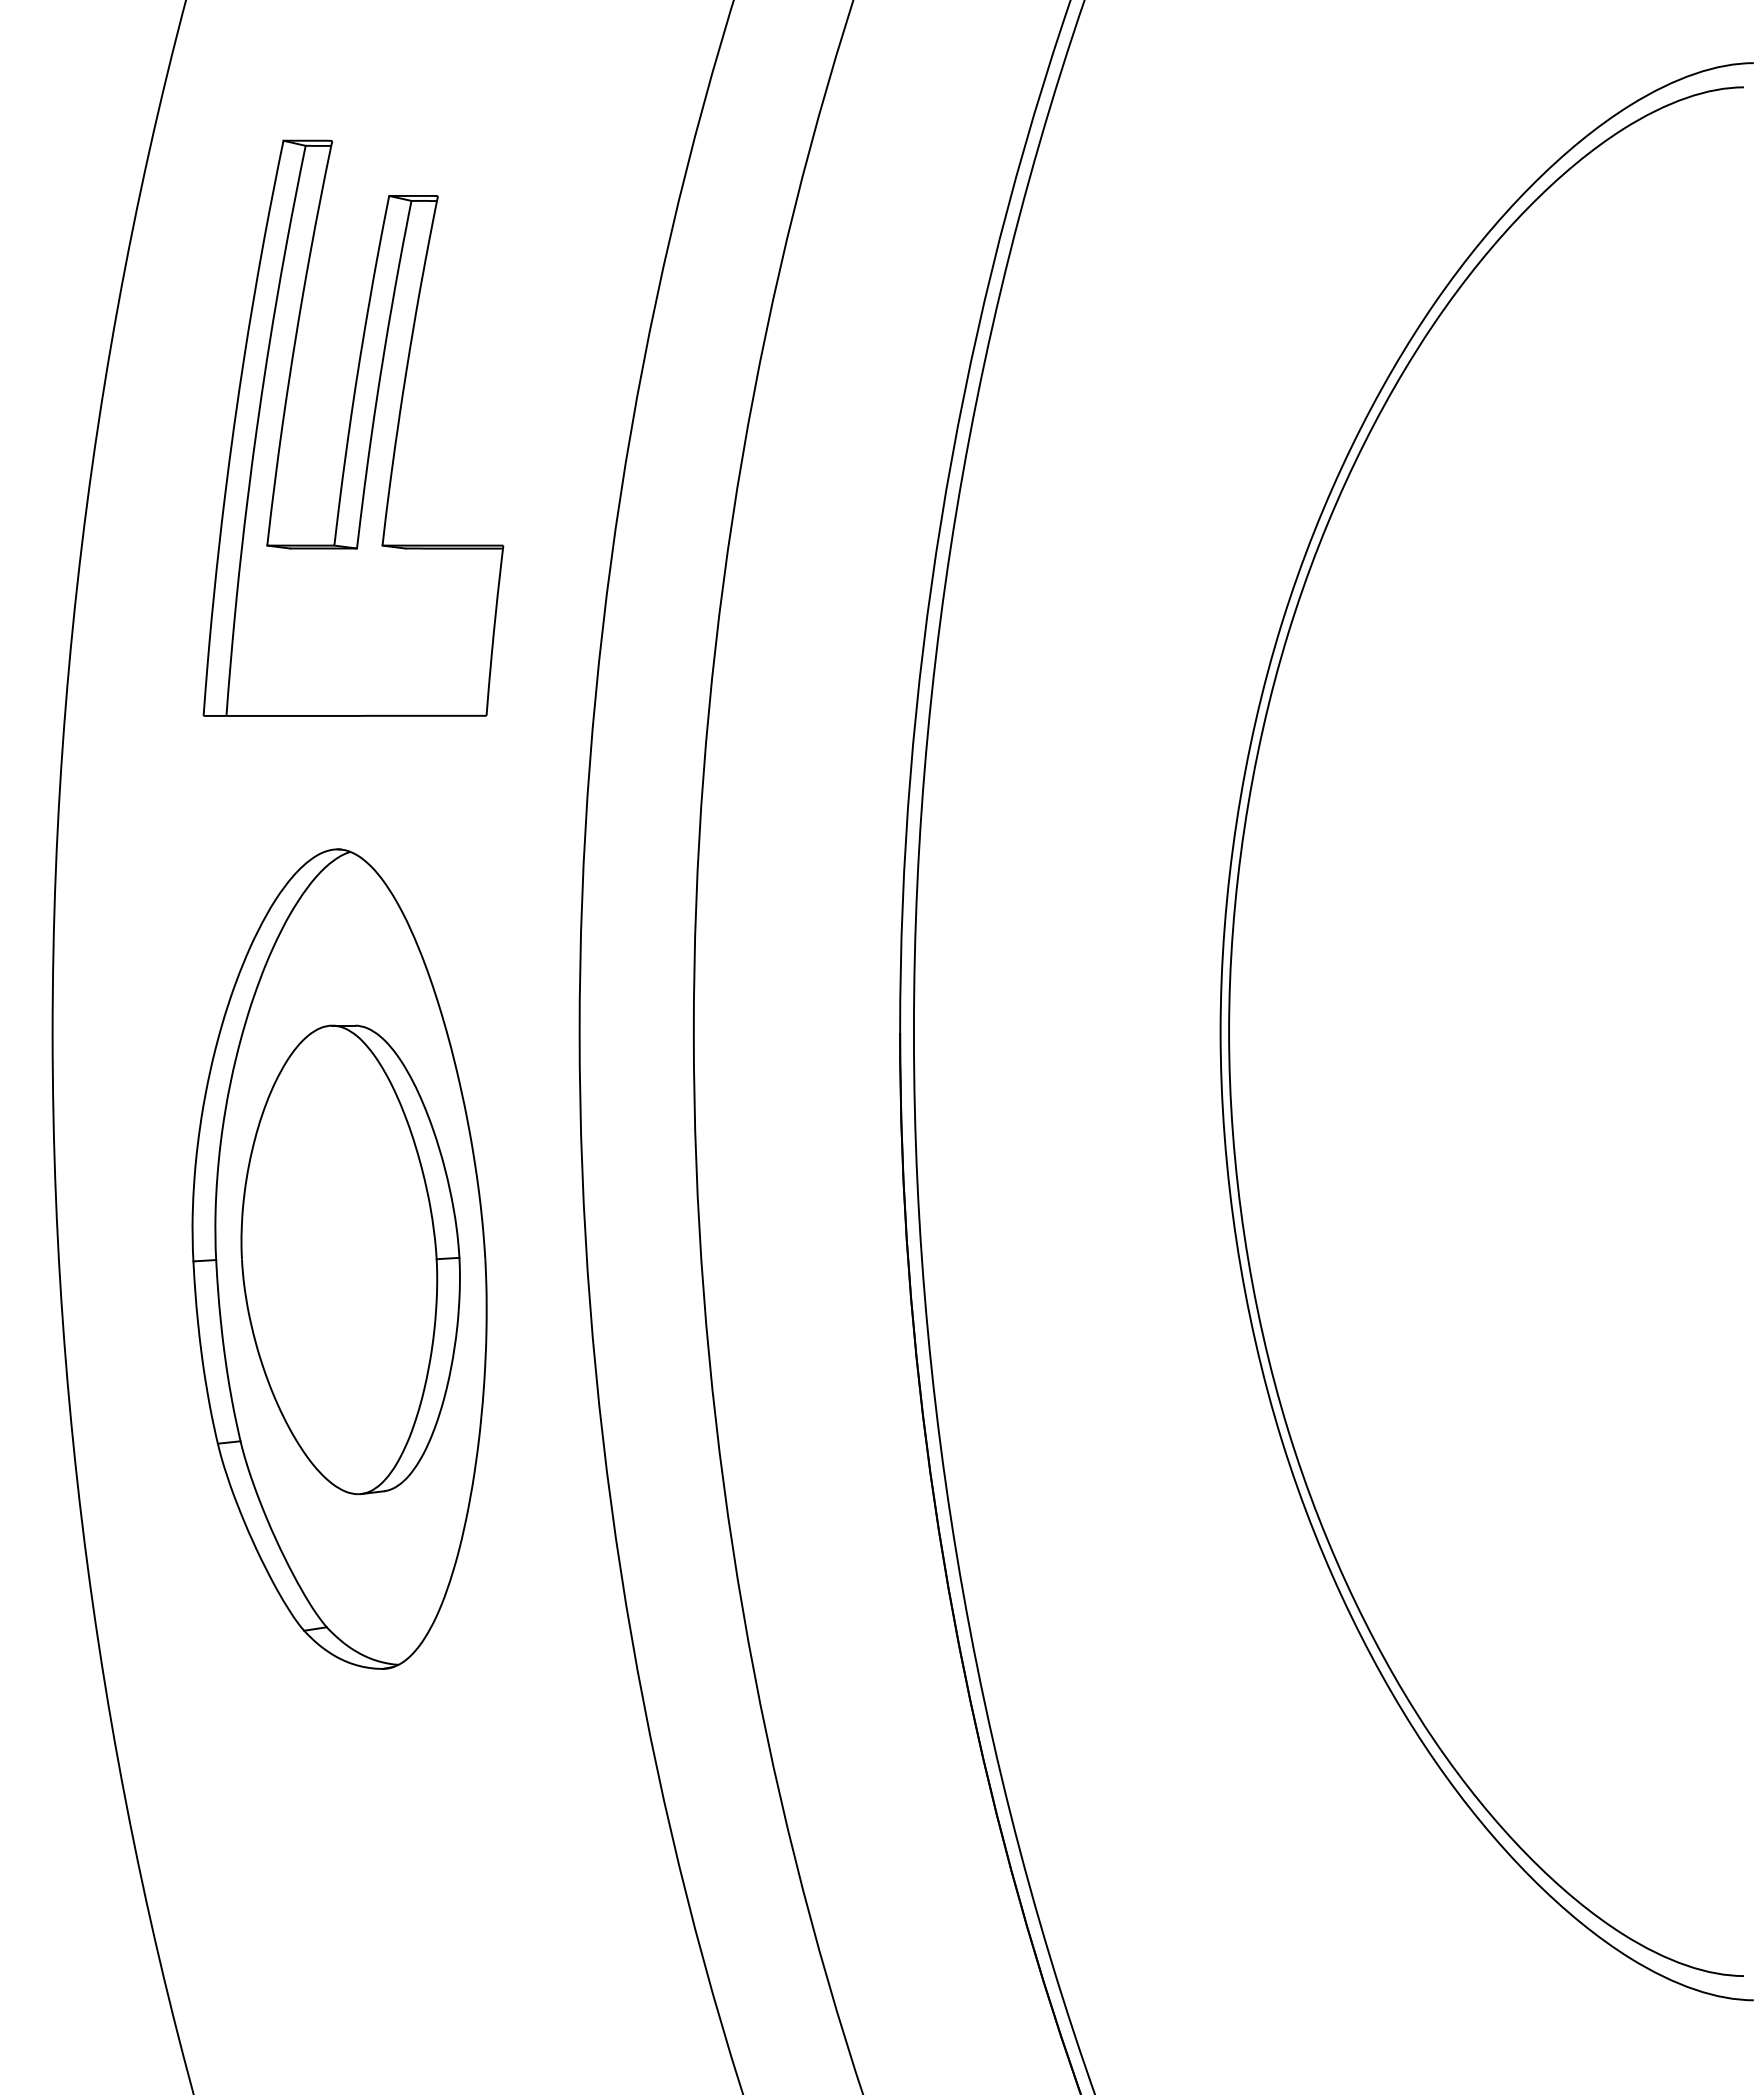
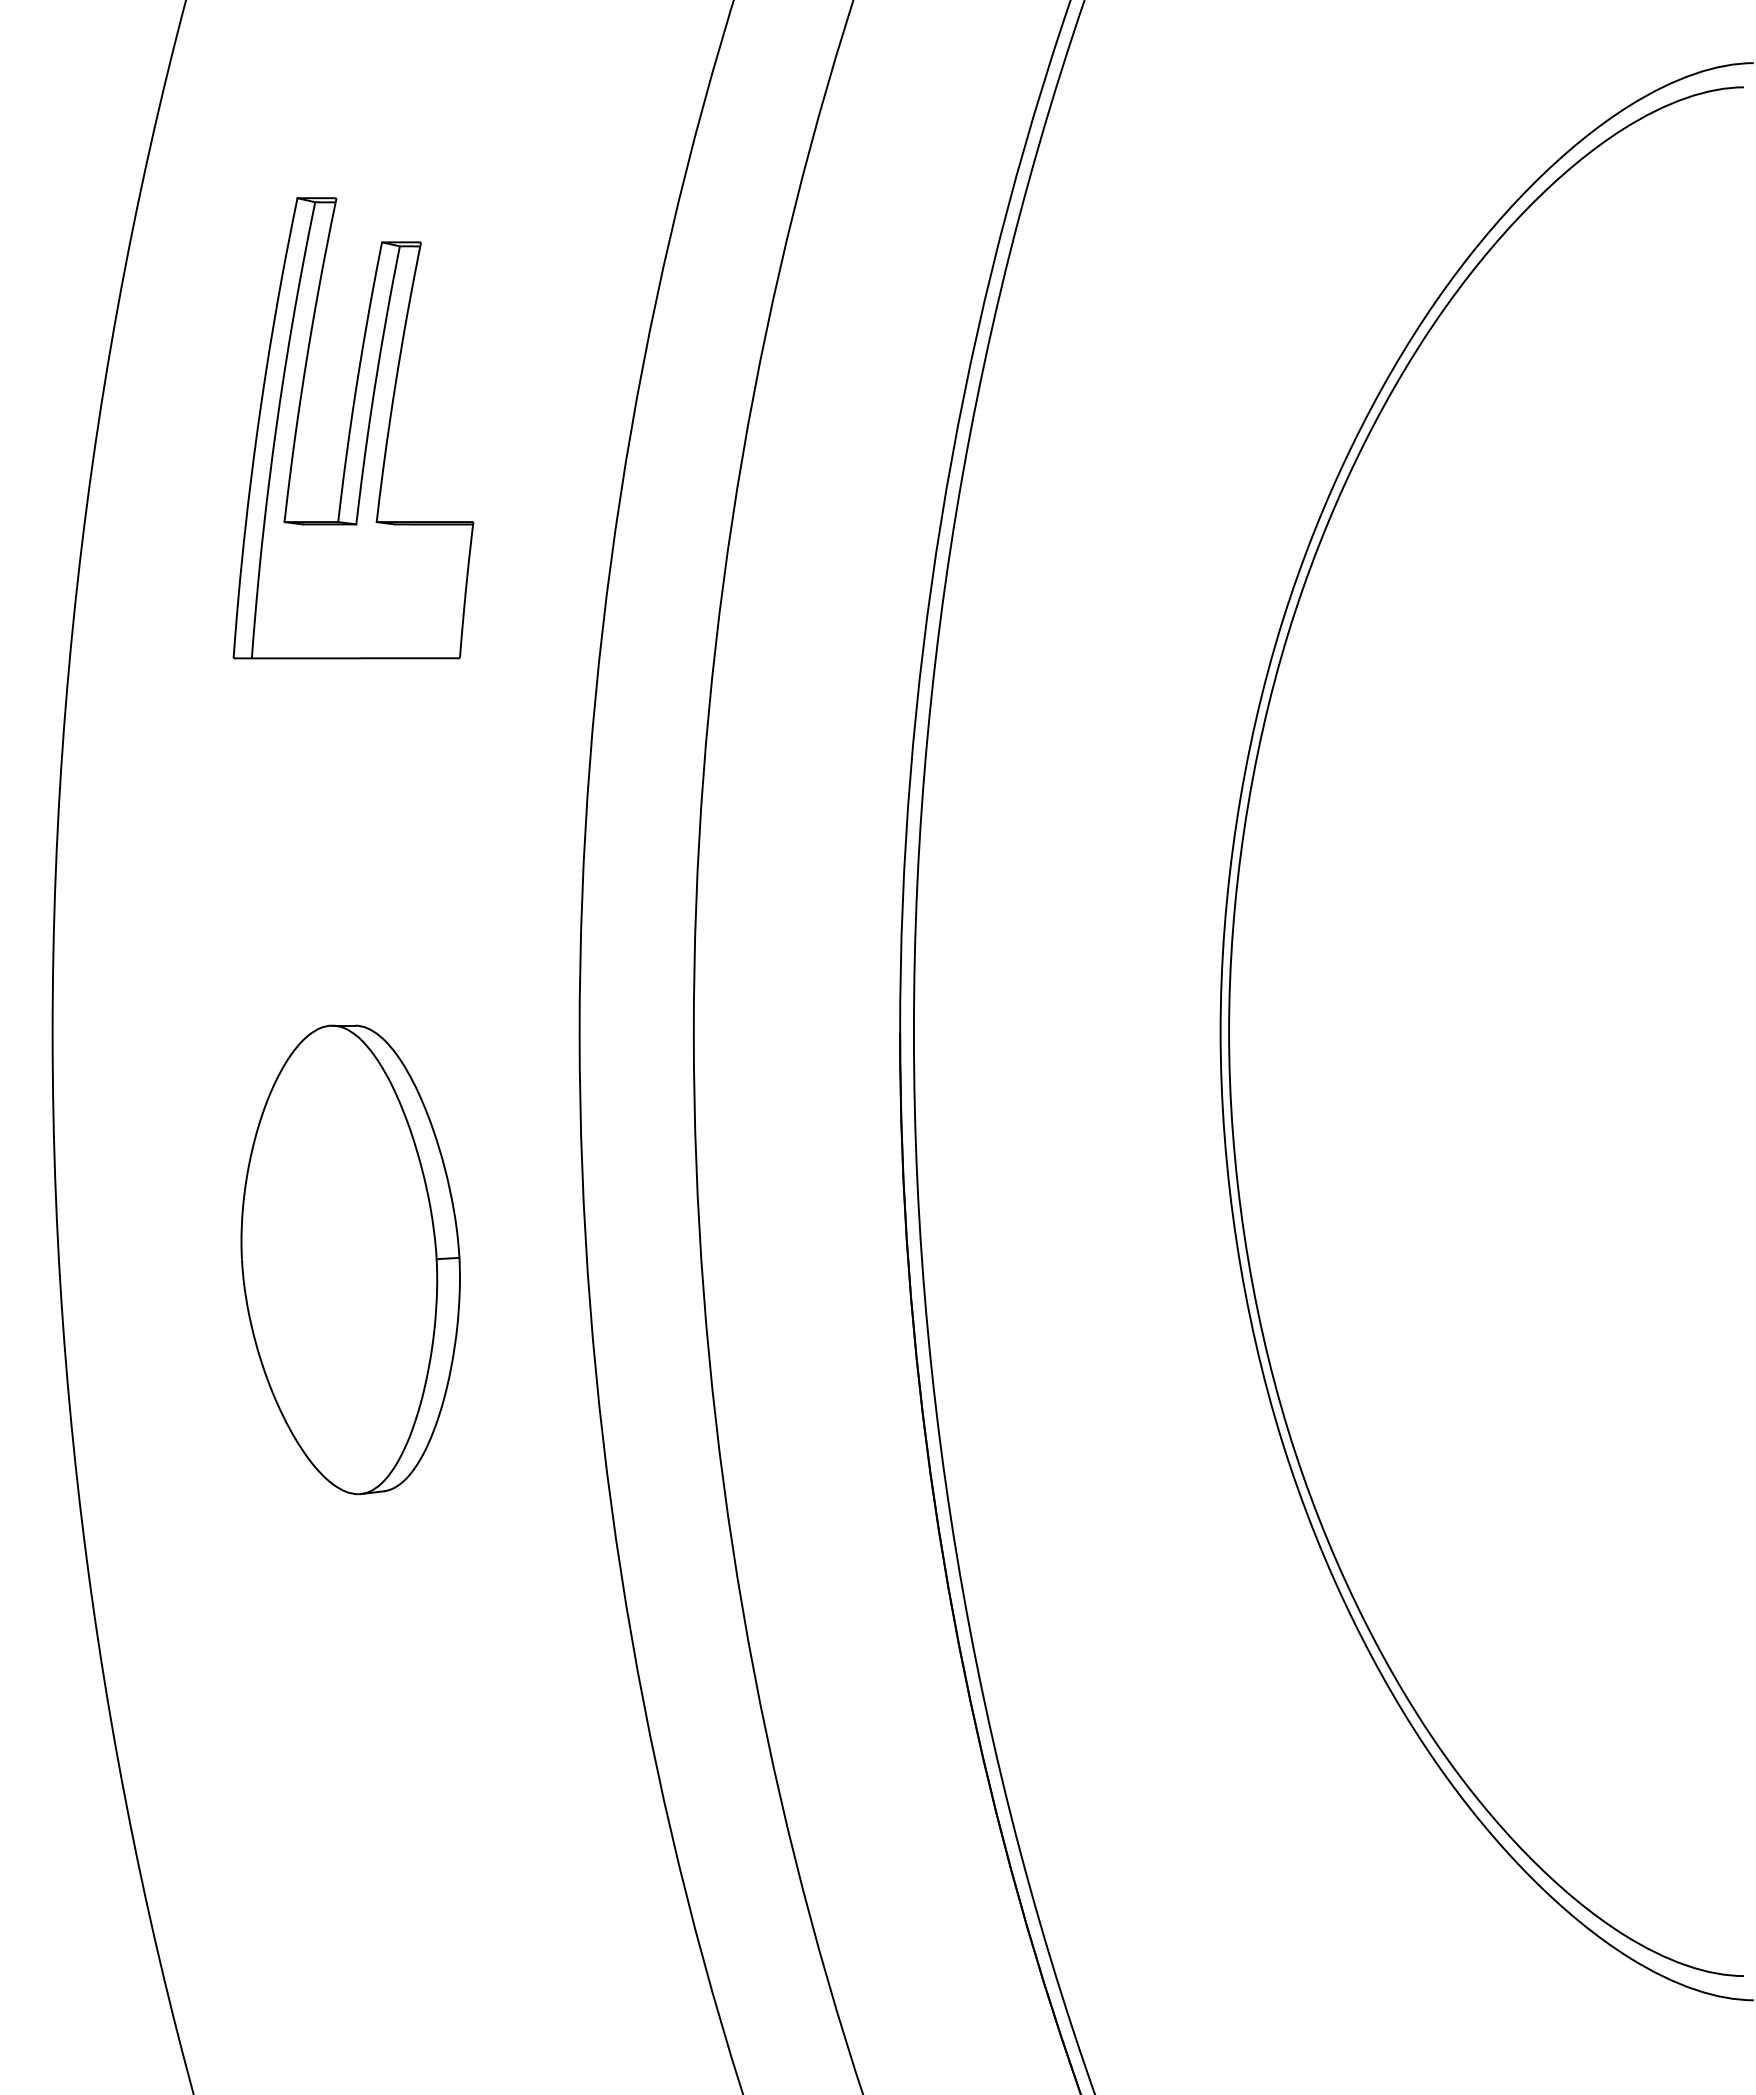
part size: 303x578 px -> 243x463 px (353, 428)
part: present -> none (339, 1258)
